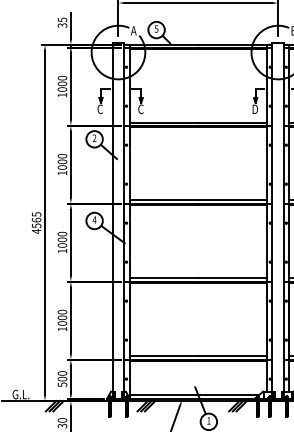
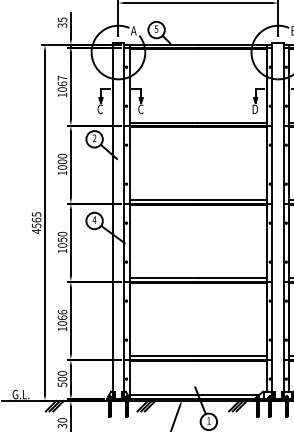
text: 1000 -> 1067 (62, 80)
text: 1000 -> 1050 (62, 239)
text: 1000 -> 1066 (61, 314)
